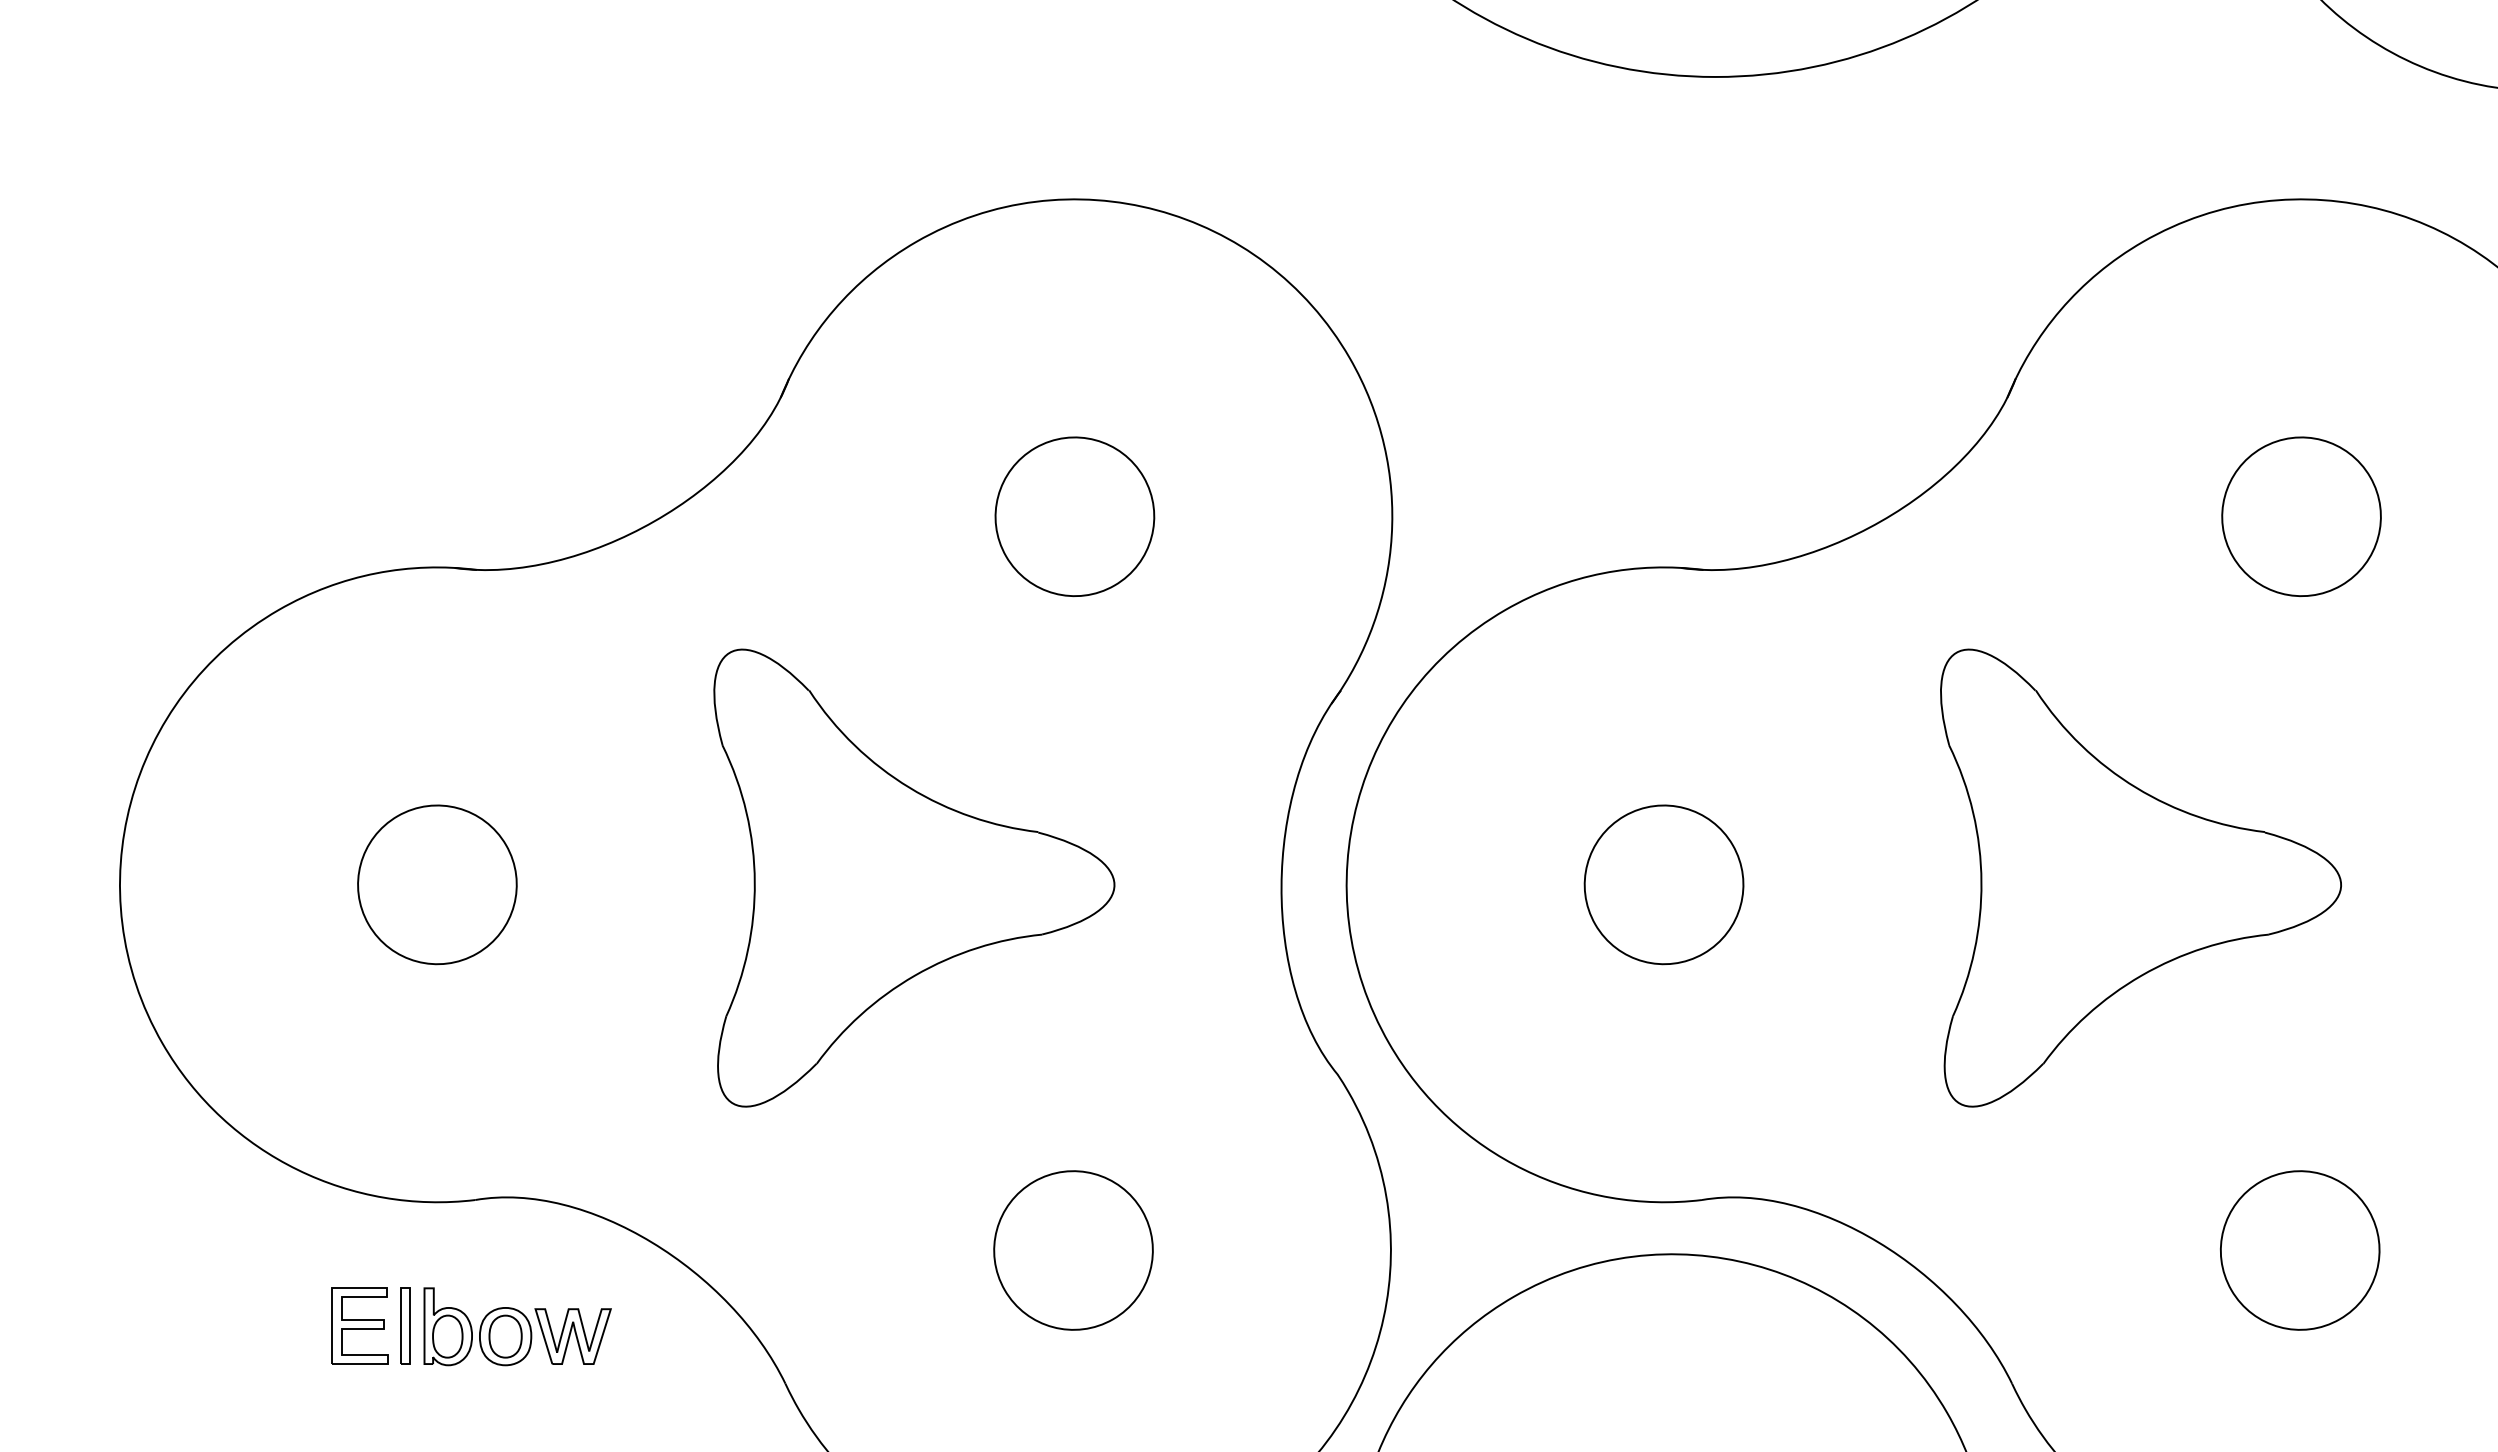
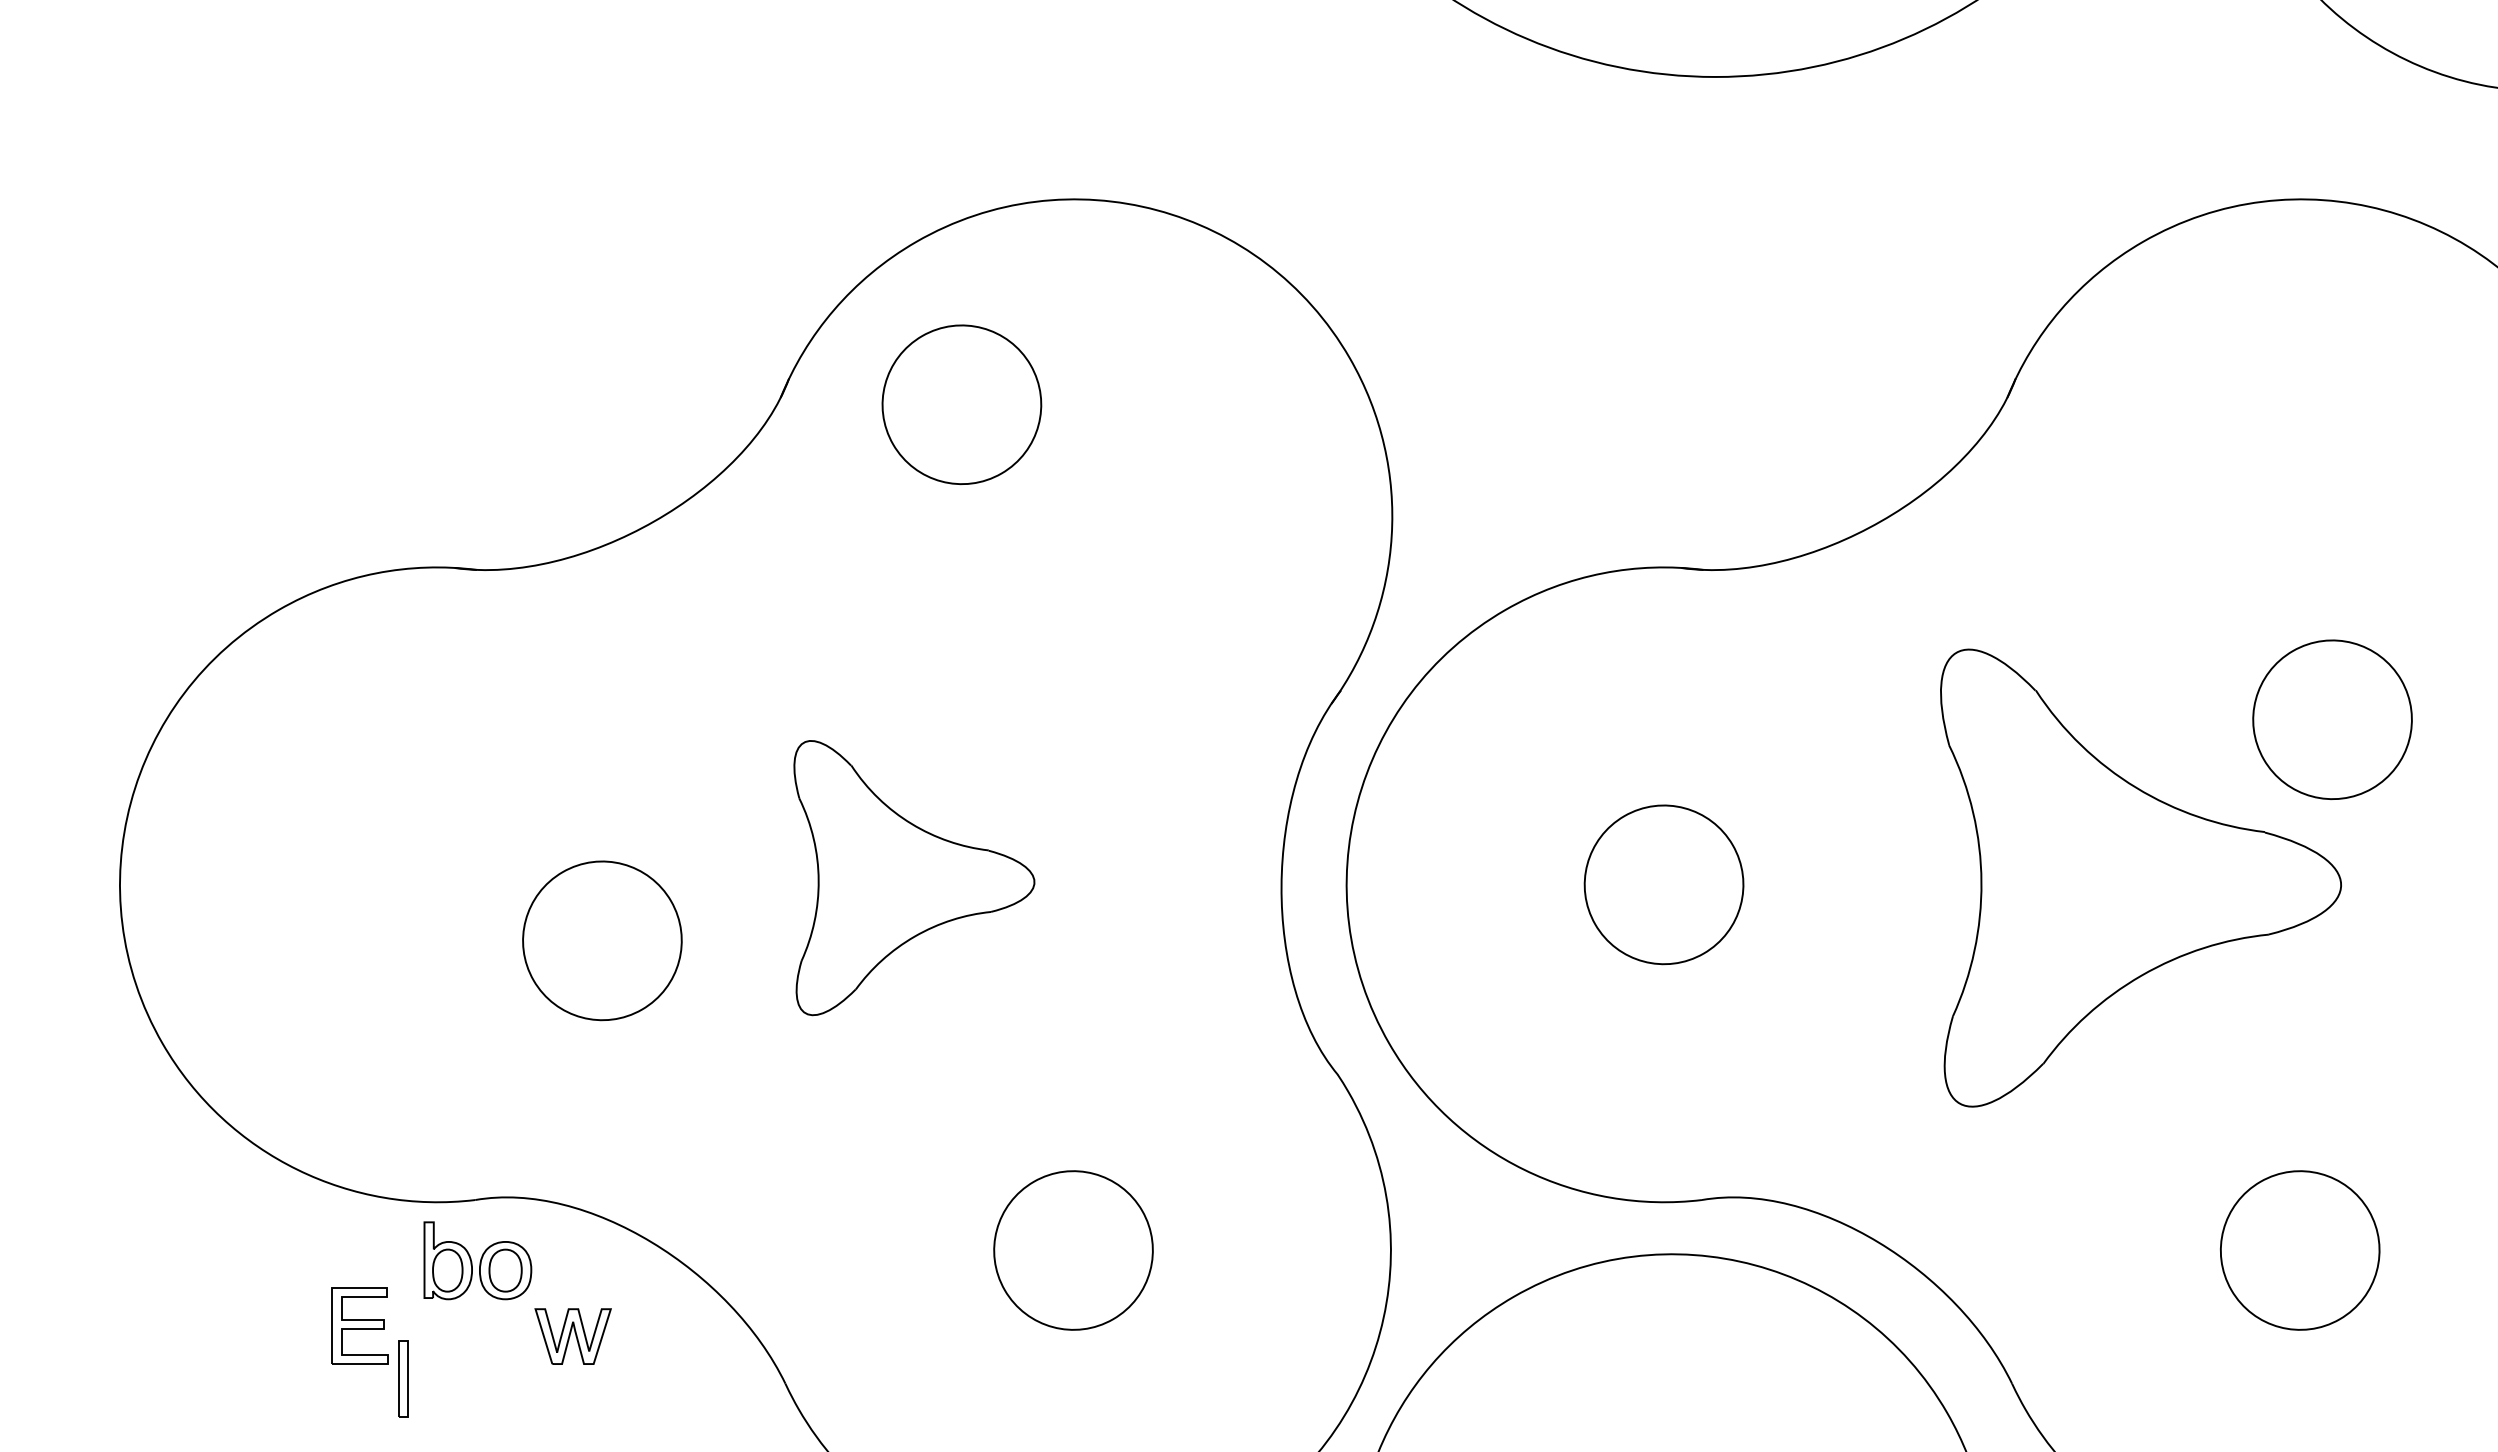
part position: (1074, 516) -> (961, 404) (961, 404)
part position: (2301, 516) -> (2332, 719) (2332, 719)
part size: 403x460 px -> 243x277 px (914, 878)
part position: (437, 884) -> (602, 940) (602, 940)
part position: (405, 1325) -> (403, 1378) (403, 1378)
part position: (477, 1326) -> (477, 1260) (477, 1260)
